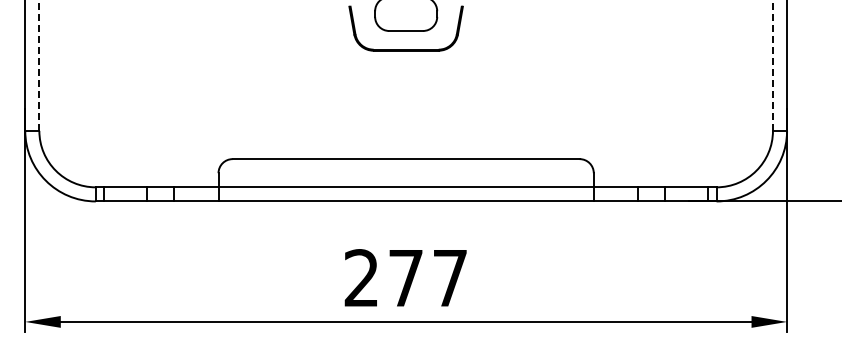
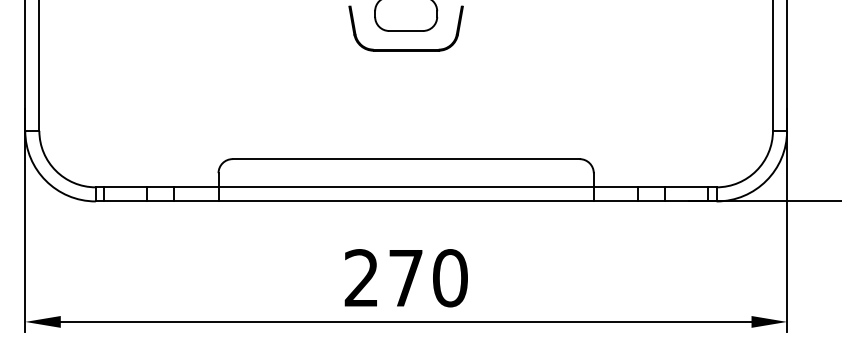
line: dashed -> solid (39, 65)
line: dashed -> solid (772, 65)
text: 277 -> 270 (450, 278)
